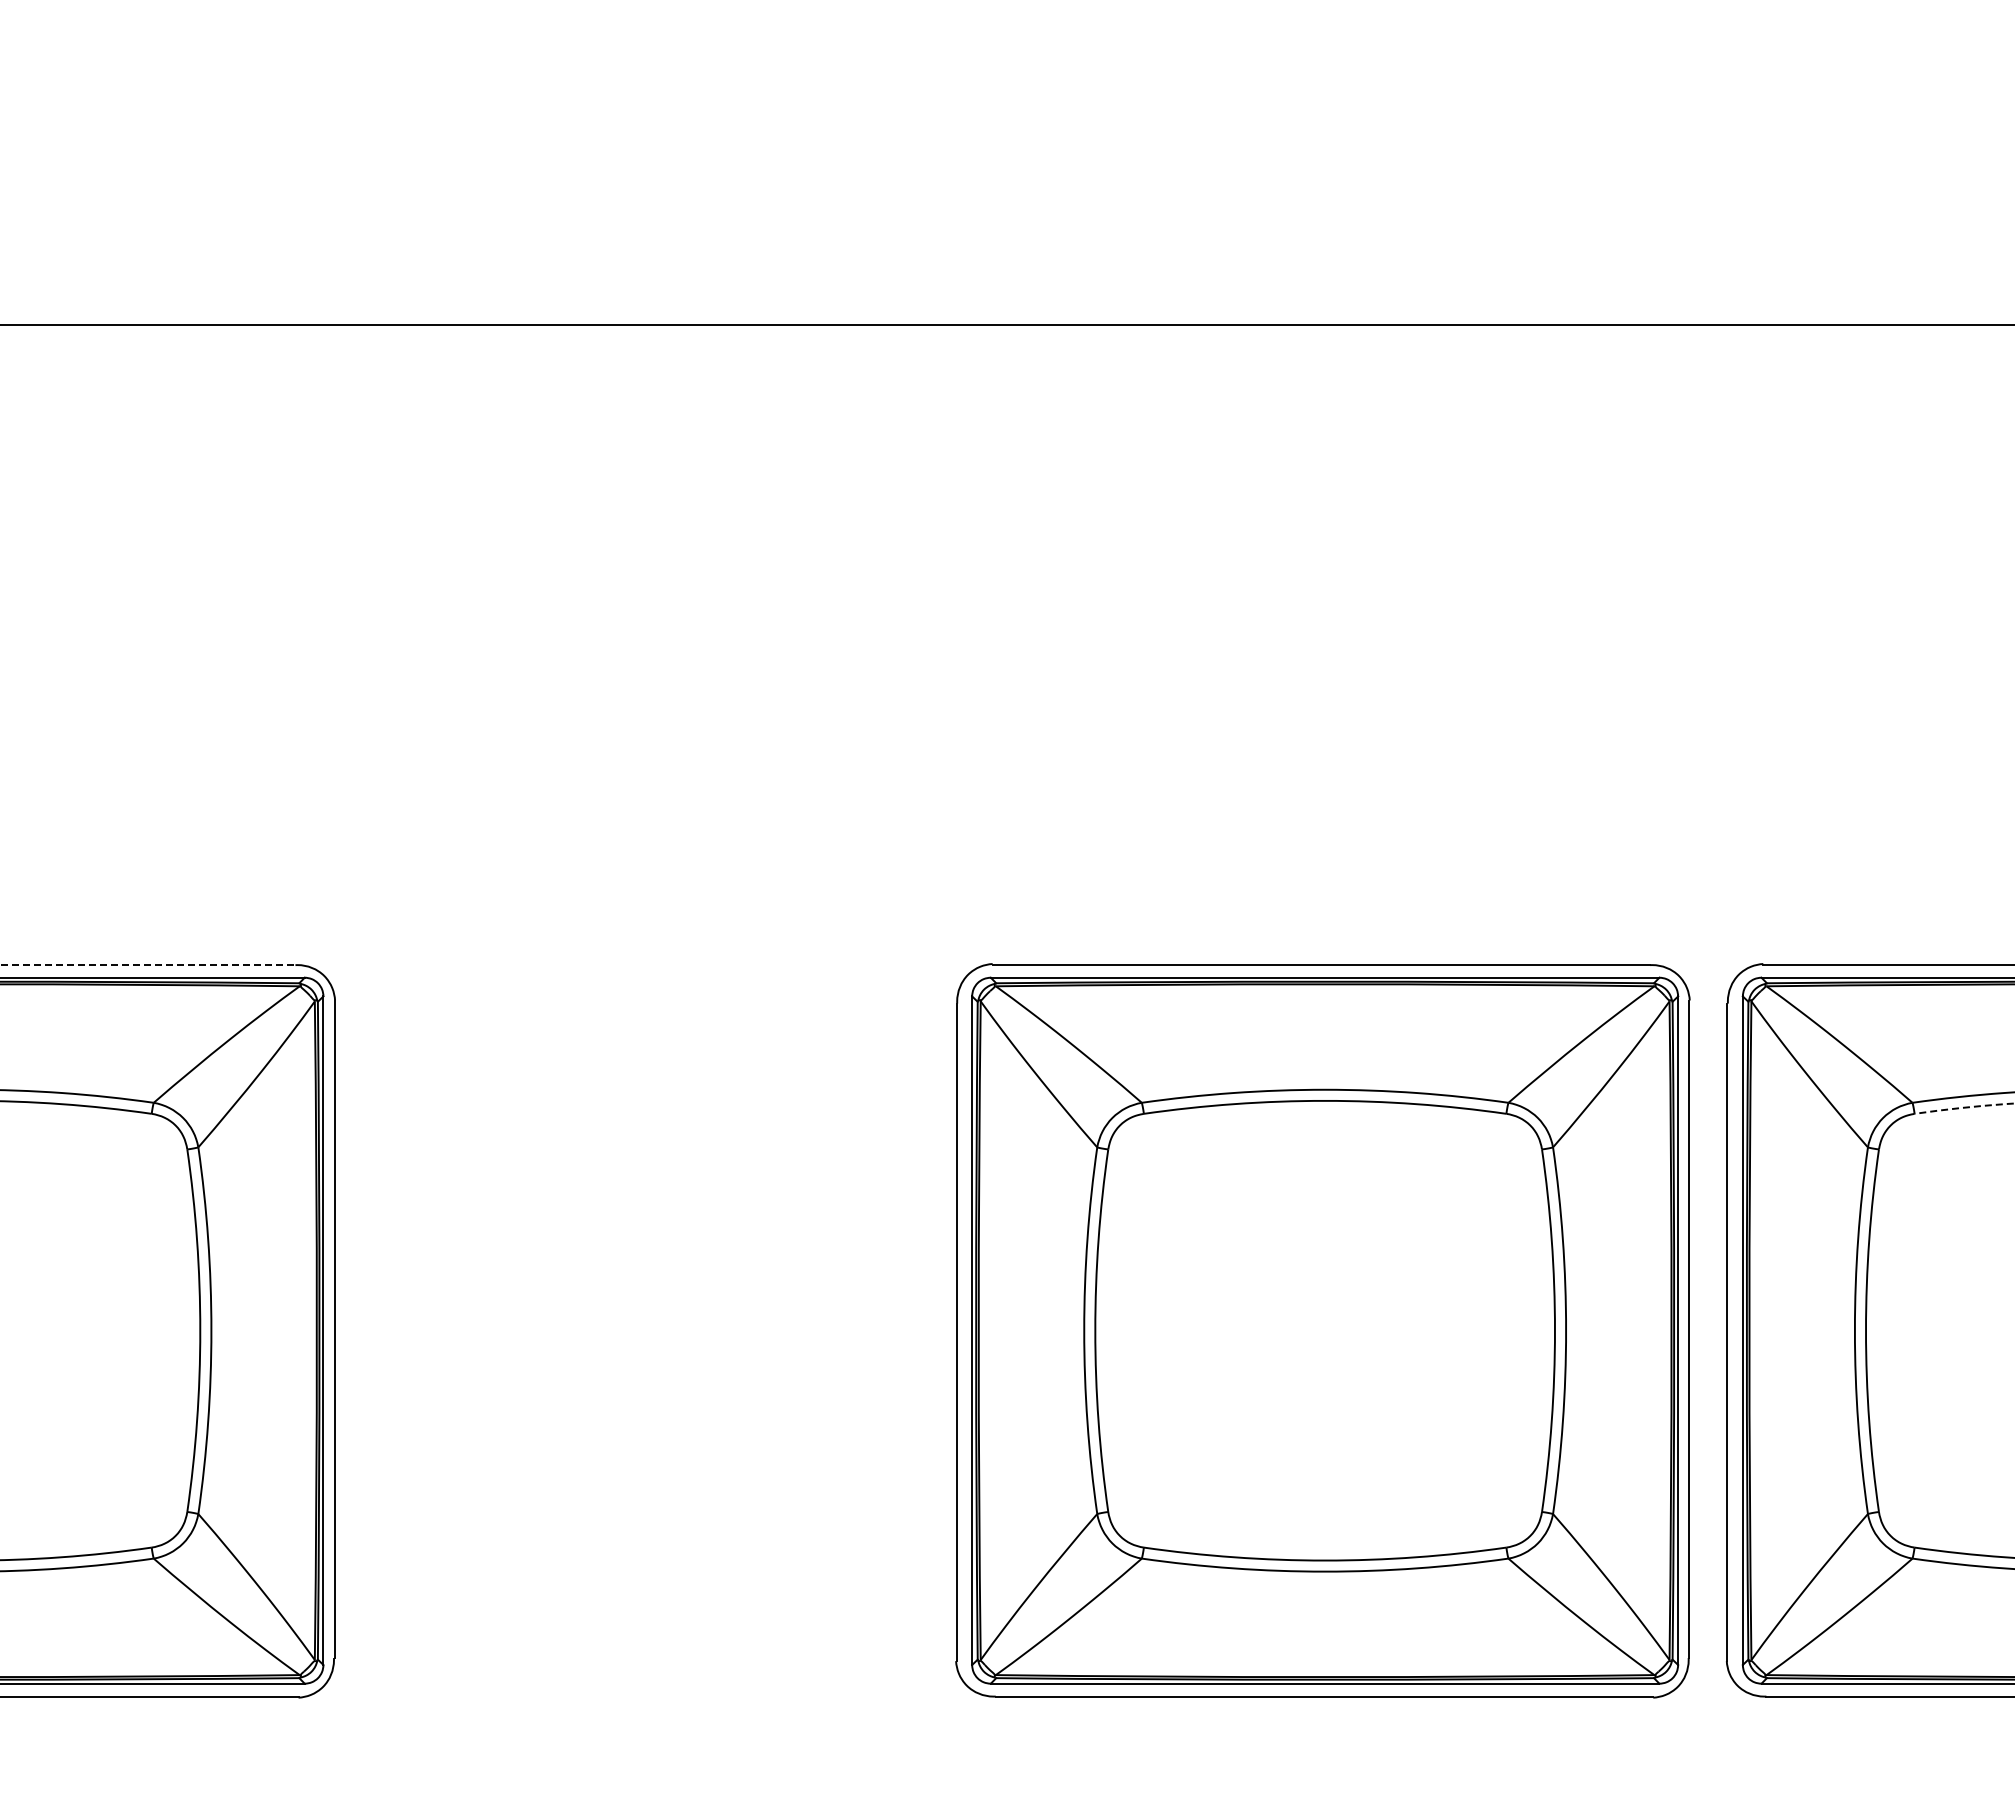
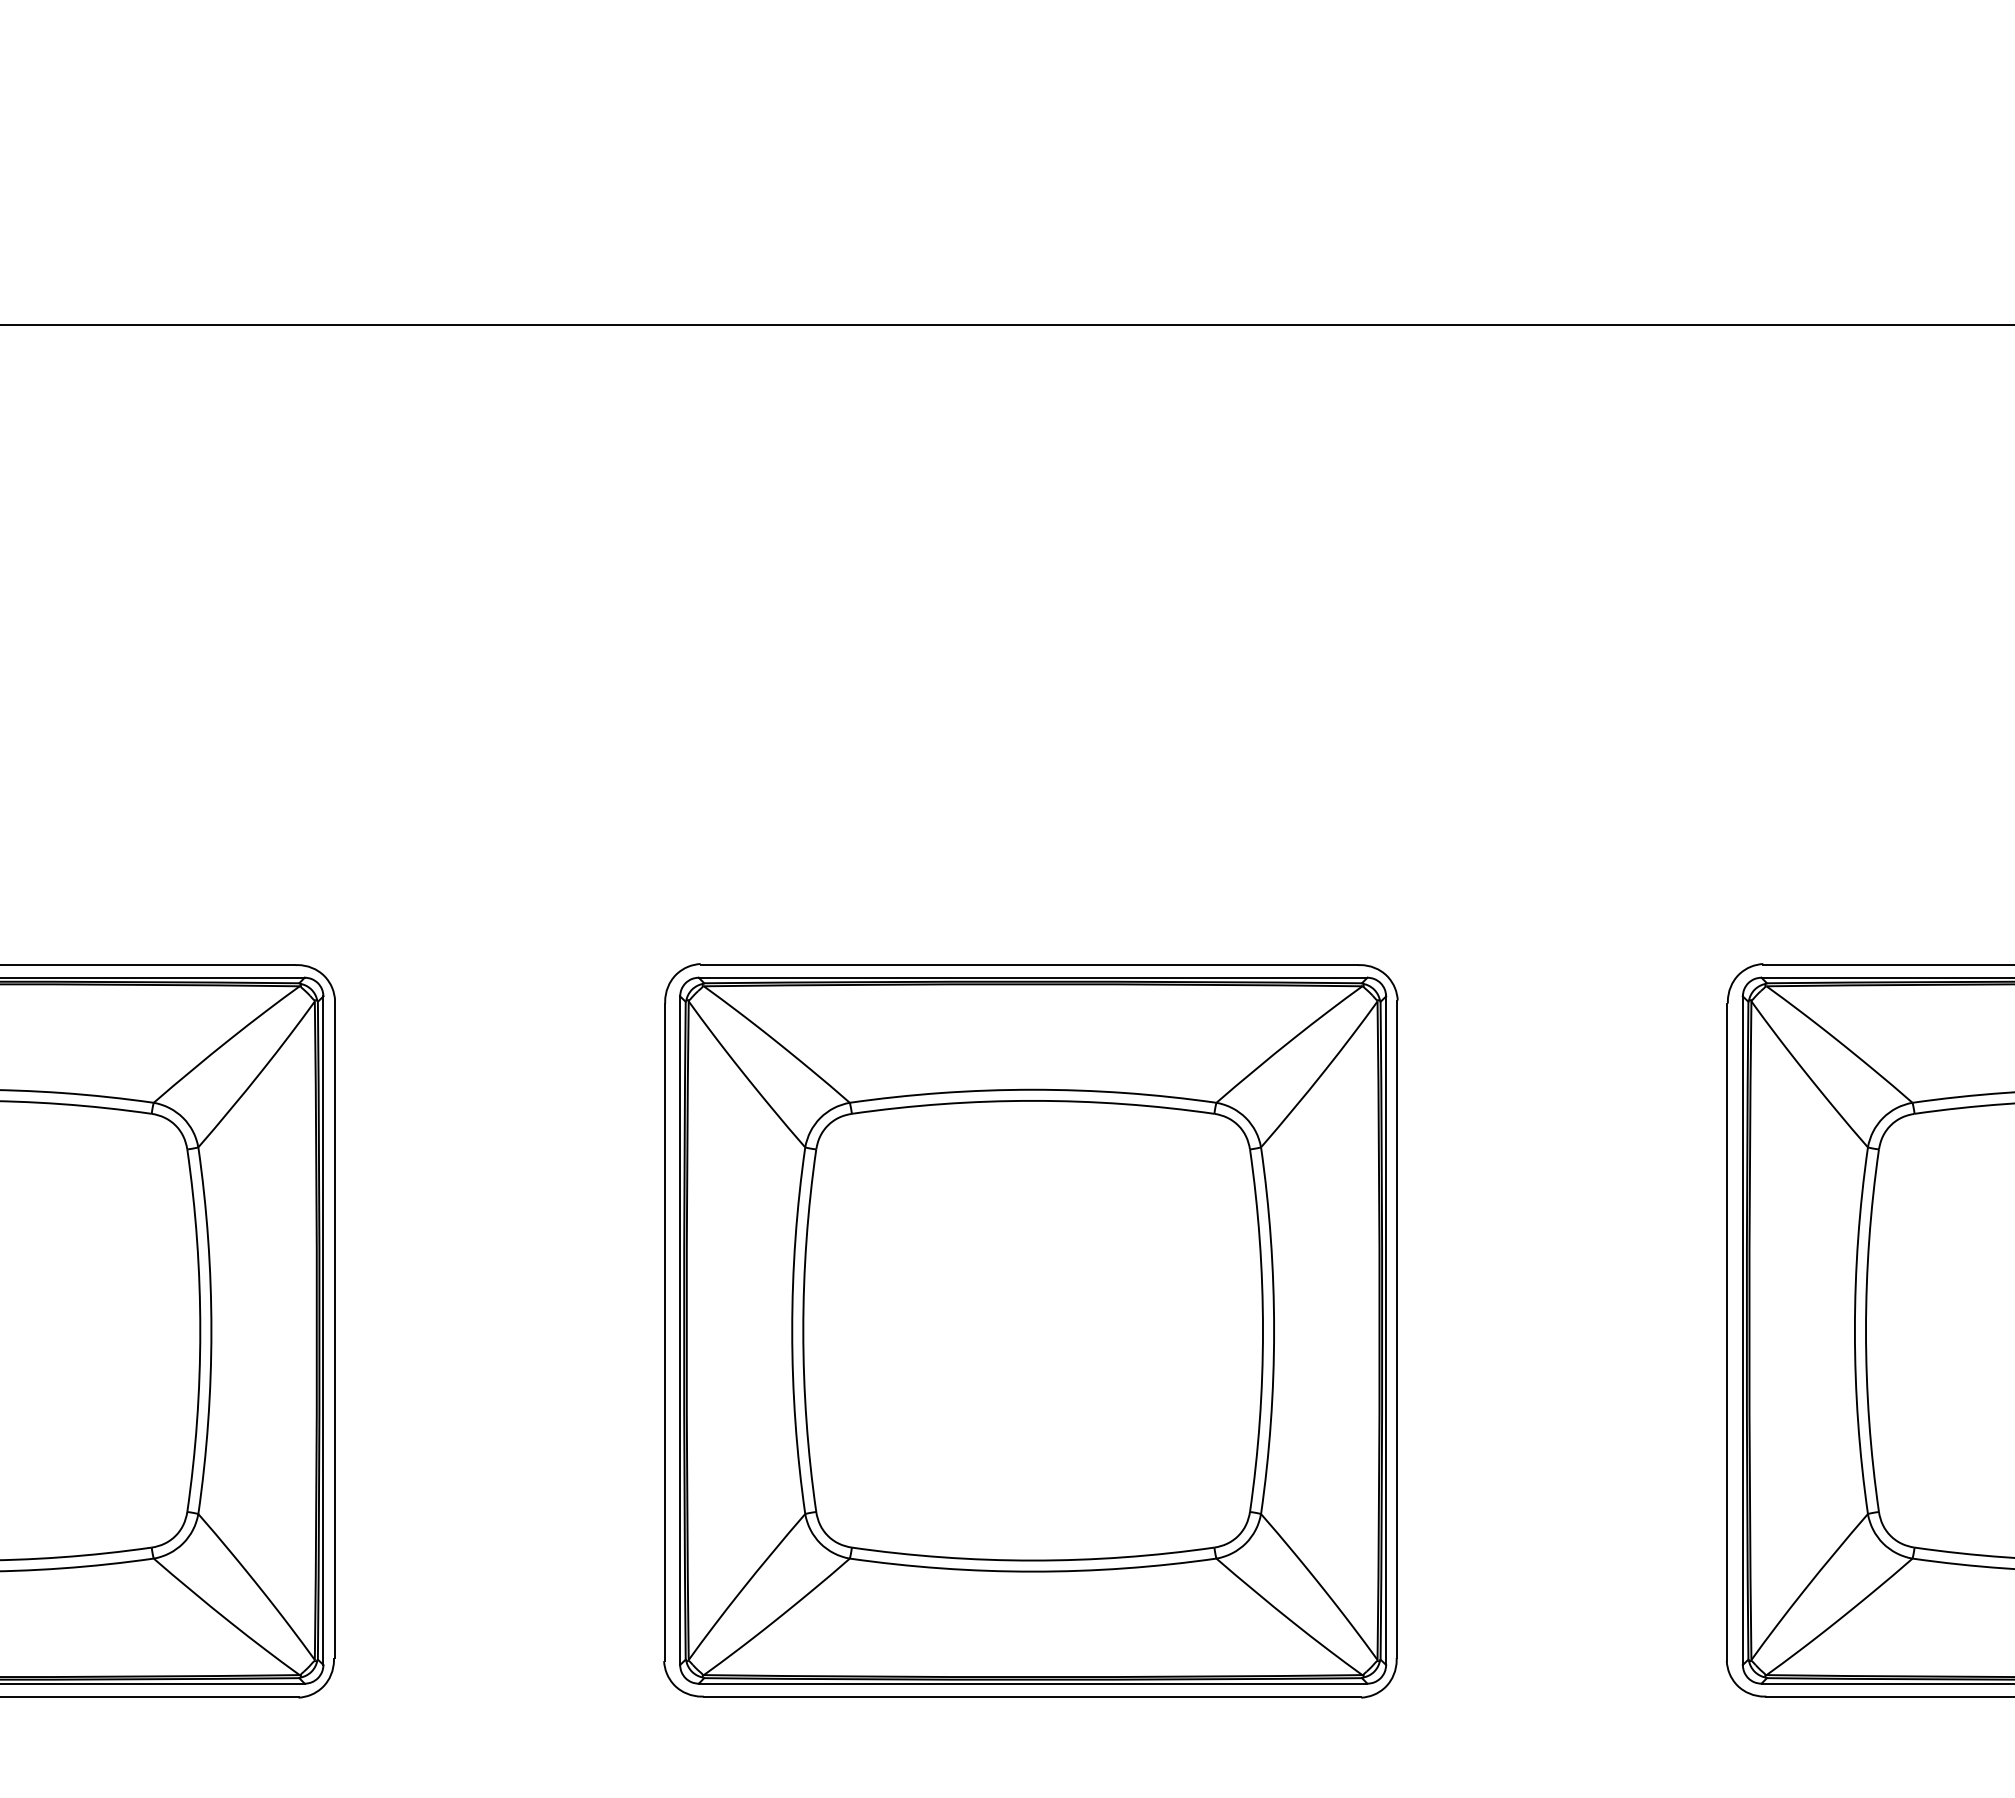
line: dashed -> solid (148, 964)
arc: dashed -> solid (1964, 1107)
part position: (1322, 1330) -> (1030, 1330) (1030, 1330)
